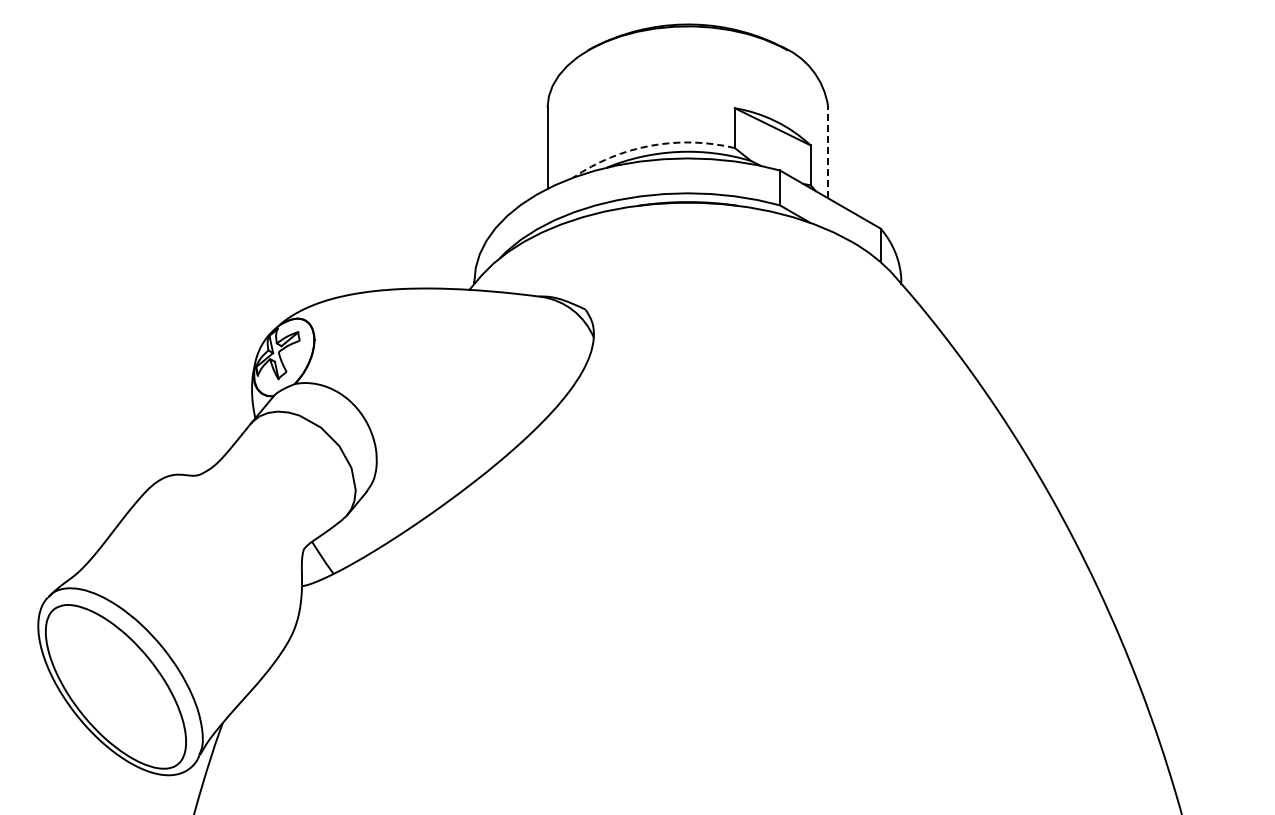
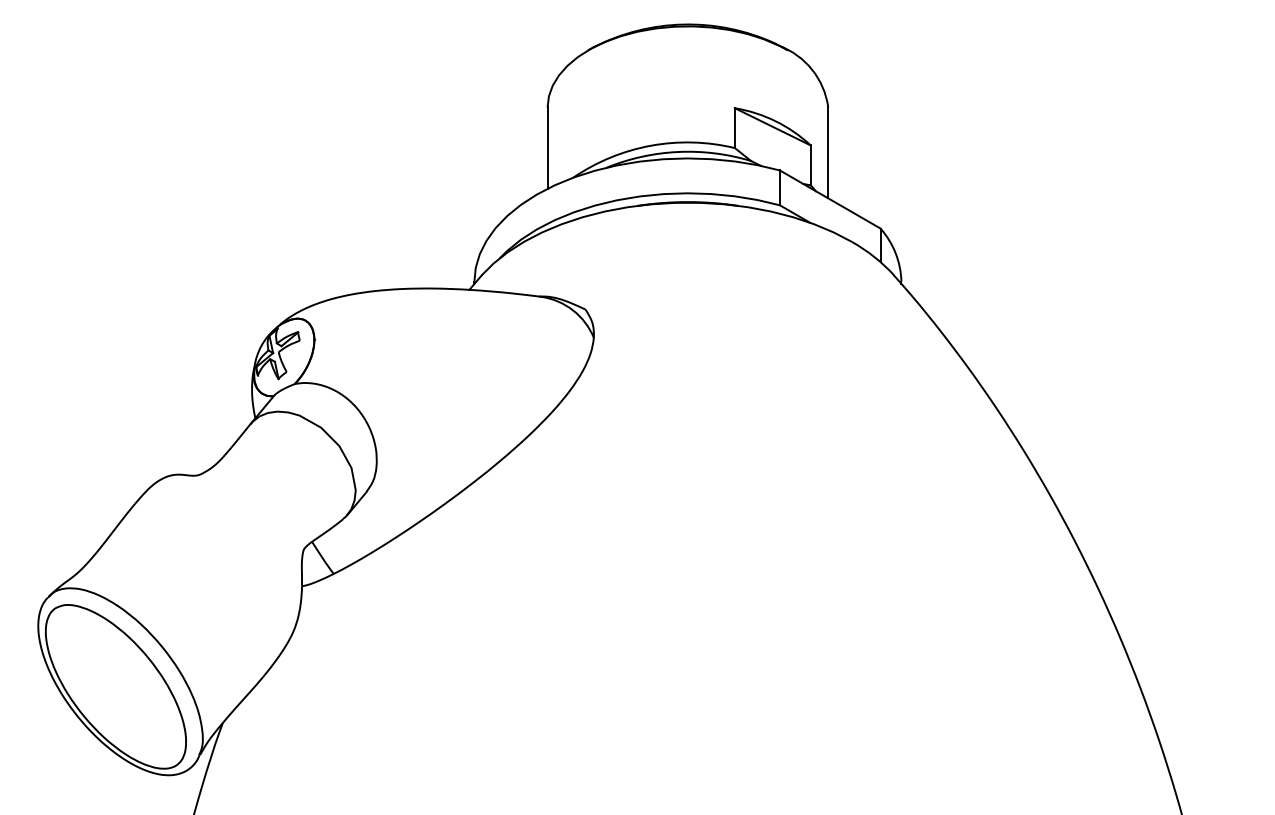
arc: dashed -> solid (650, 145)
line: dashed -> solid (828, 152)
